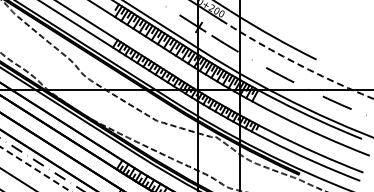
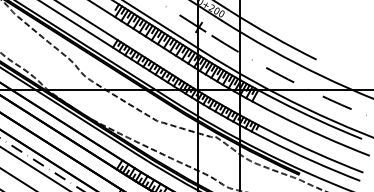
arc: dashed -> solid (296, 63)
line: dashed -> solid (36, 169)
